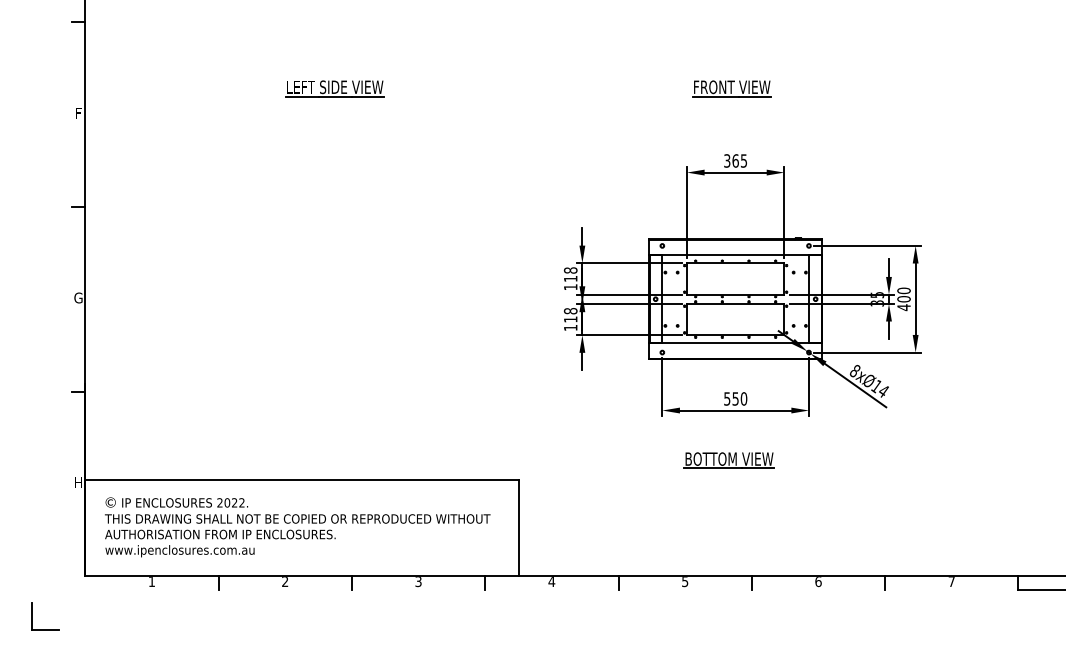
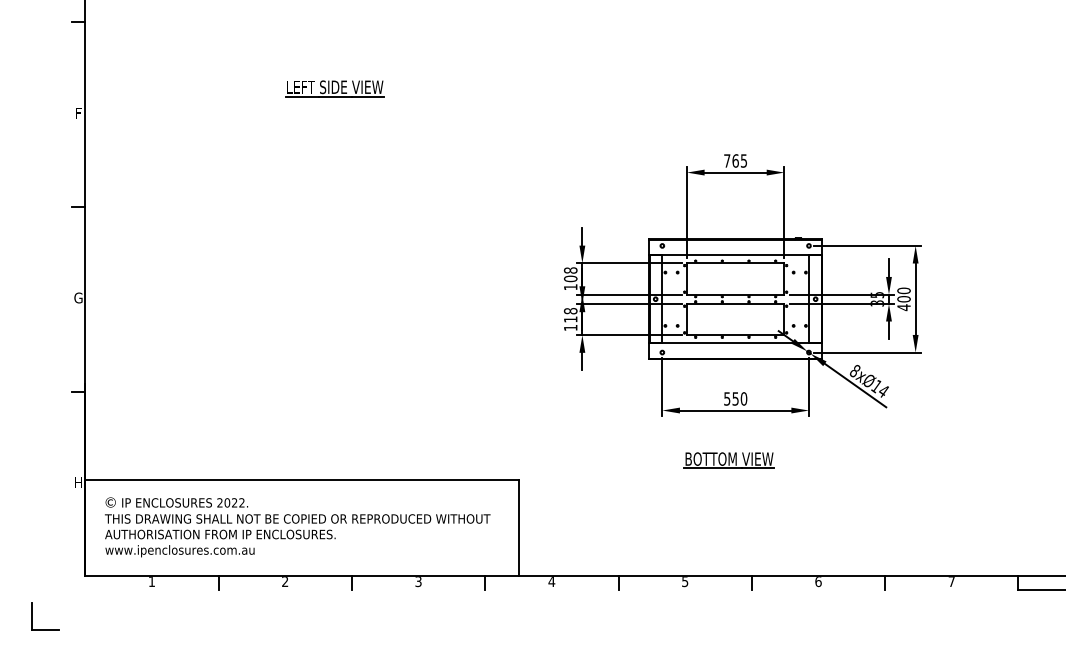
part: present -> none (731, 88)
text: 365 -> 765 (727, 160)
text: 118 -> 108 (570, 278)
